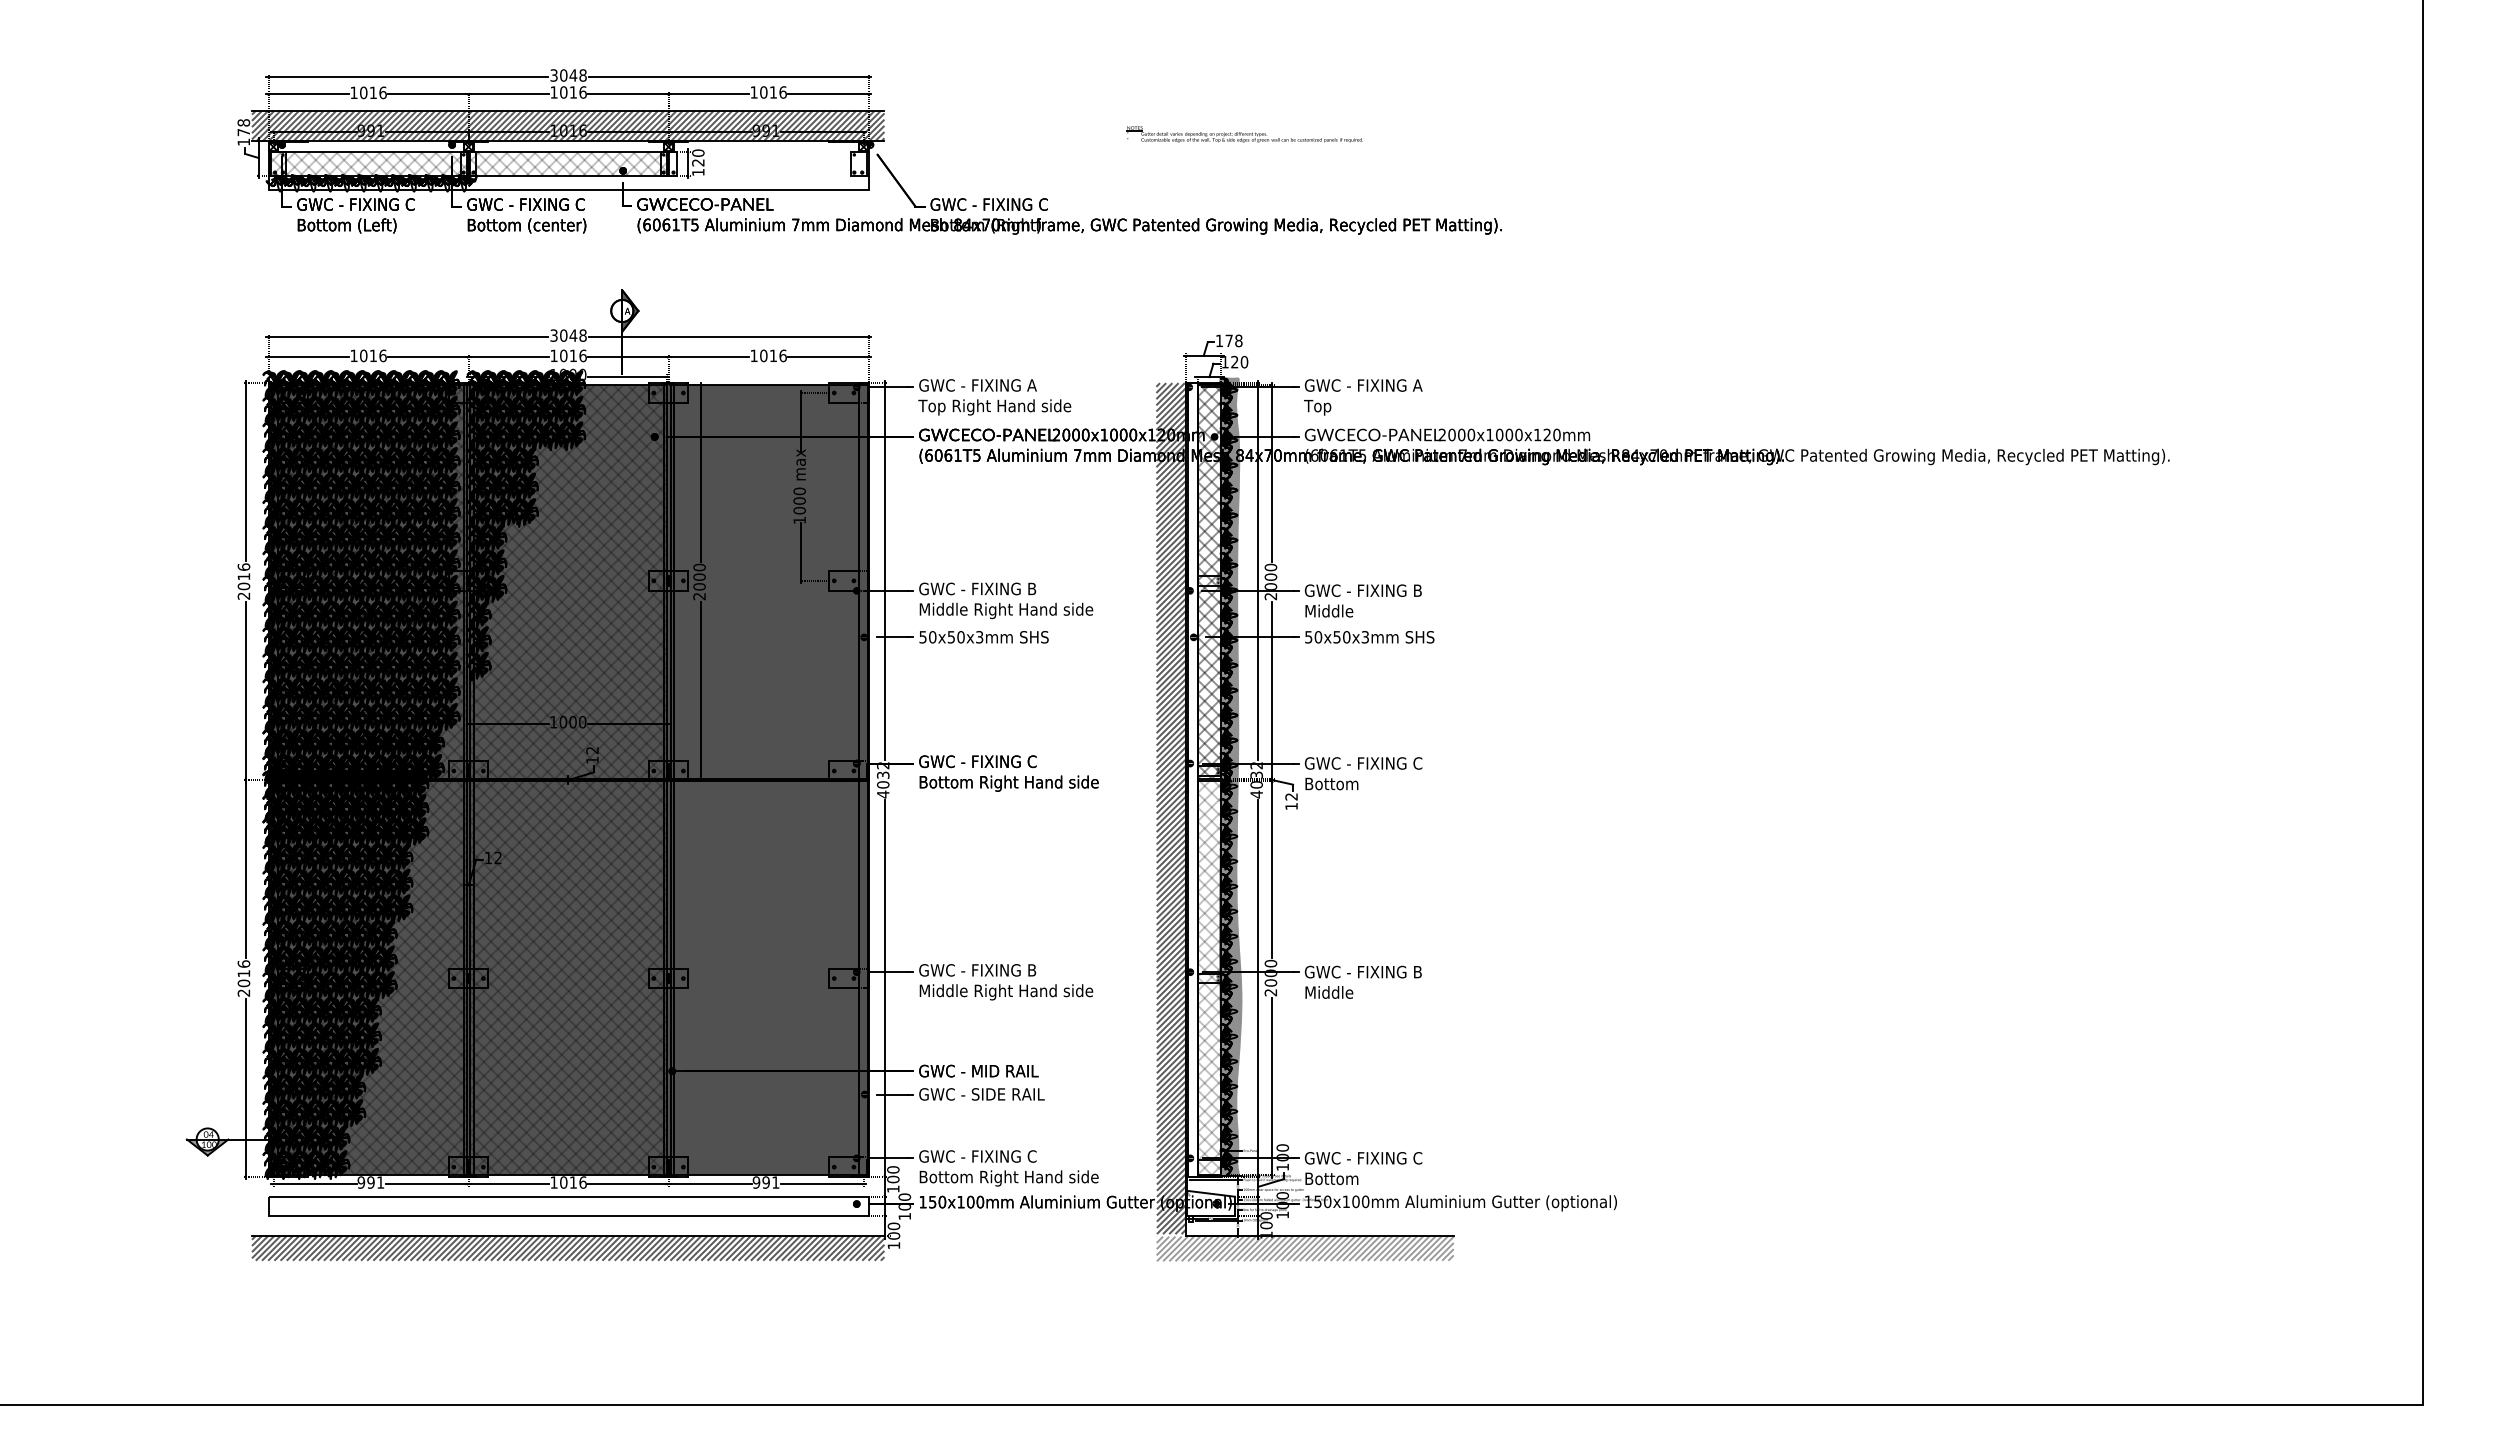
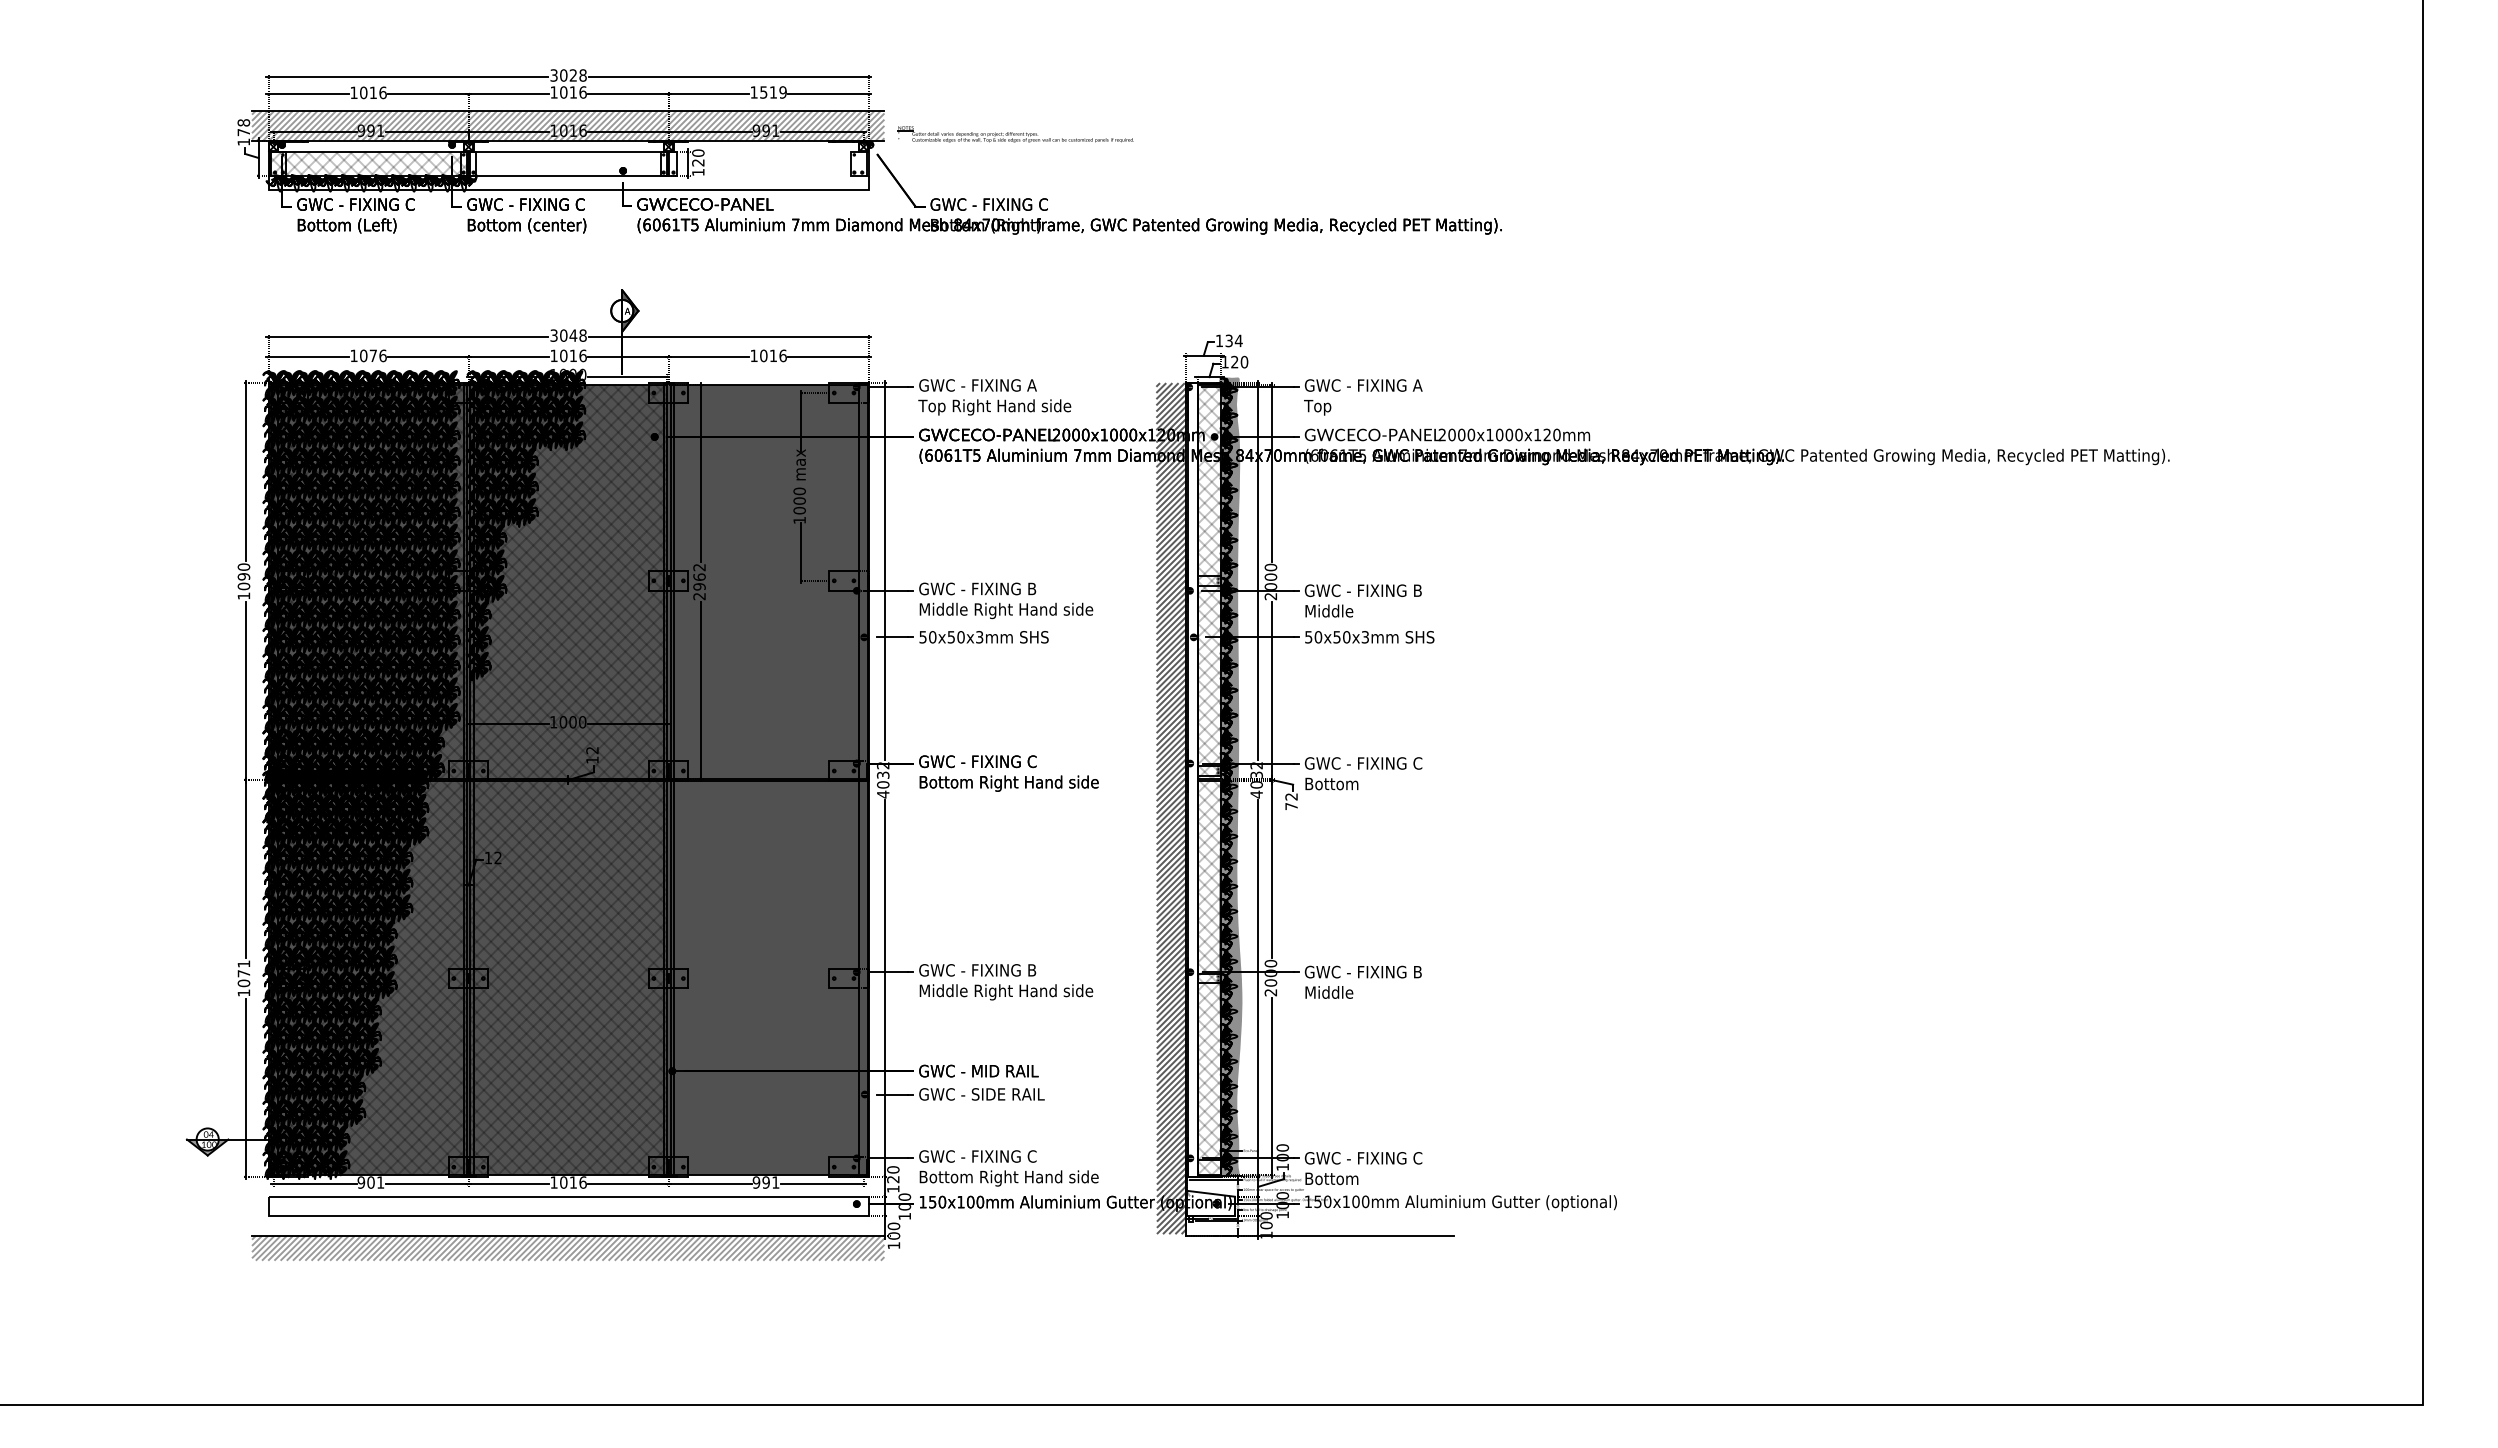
text: 3048 -> 3028 (573, 75)
text: 1016 -> 1519 (773, 92)
hatch: present -> none (568, 125)
part position: (1244, 134) -> (1015, 134) (1015, 134)
hatch: present -> none (567, 163)
text: 178 -> 134 (1233, 340)
text: 1016 -> 1076 (372, 355)
text: 2000 -> 2962 (699, 577)
text: 2016 -> 1090 (243, 581)
hatch: present -> none (1209, 581)
text: 12 -> 72 (1291, 806)
text: 2016 -> 1071 (243, 978)
text: 100 -> 120 (893, 1179)
text: 991 -> 901 (370, 1182)
hatch: present -> none (568, 1248)
hatch: present -> none (1304, 1248)
